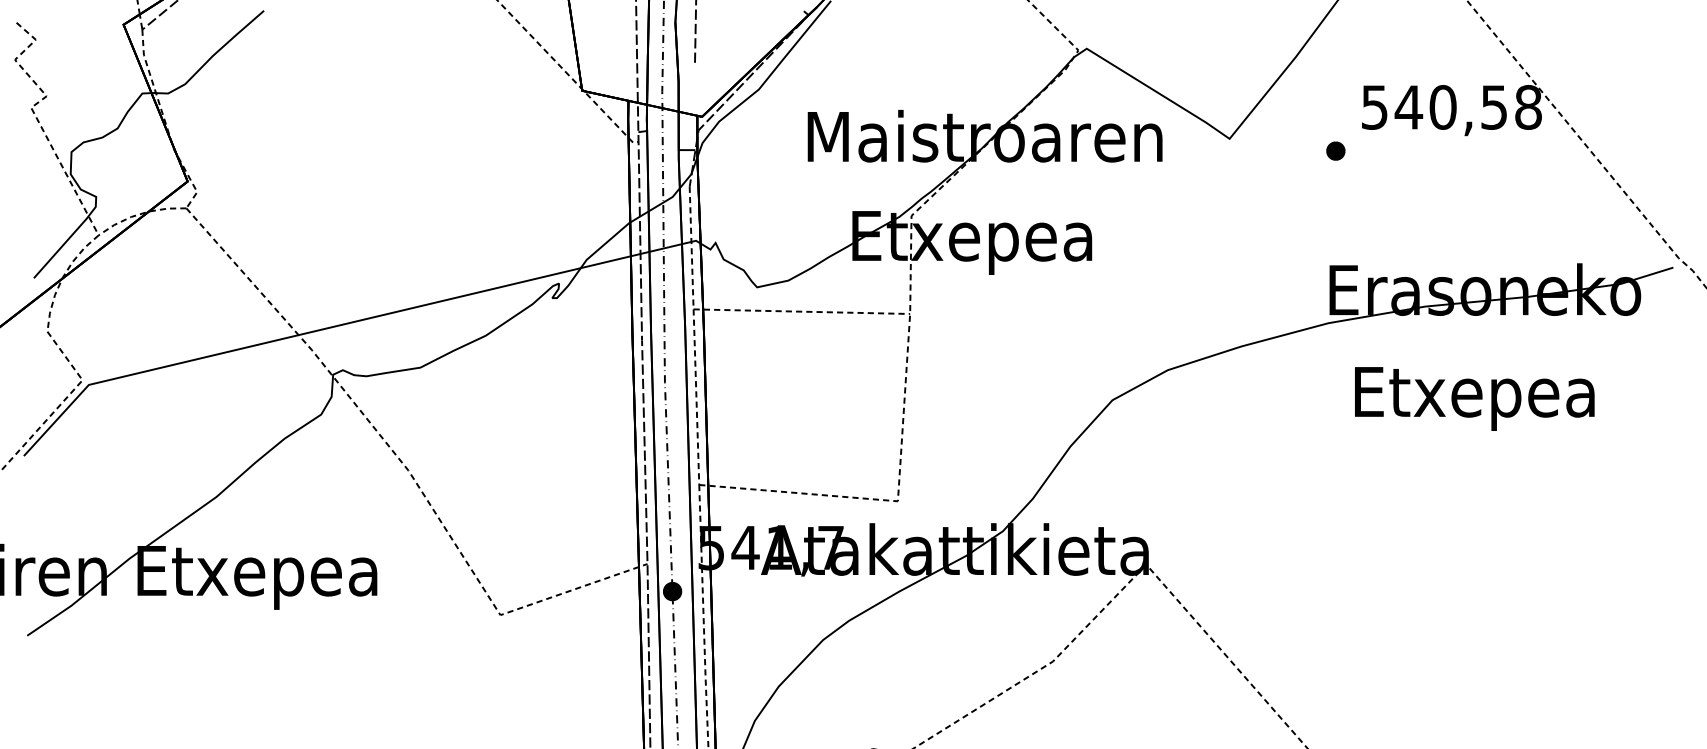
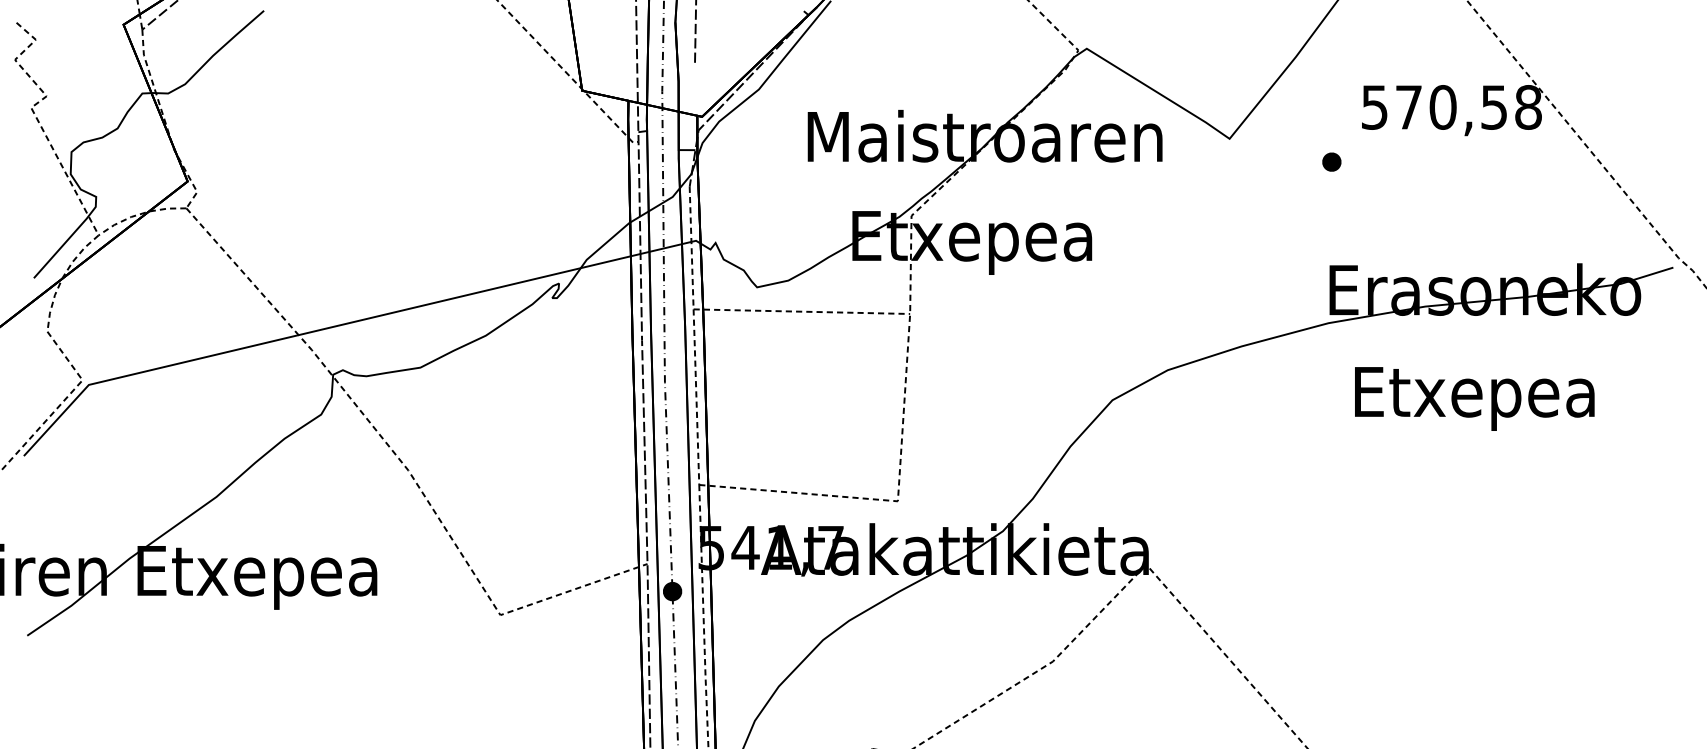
text: 540,58 -> 570,58 (1408, 107)
part position: (1335, 150) -> (1331, 161) (1331, 161)
